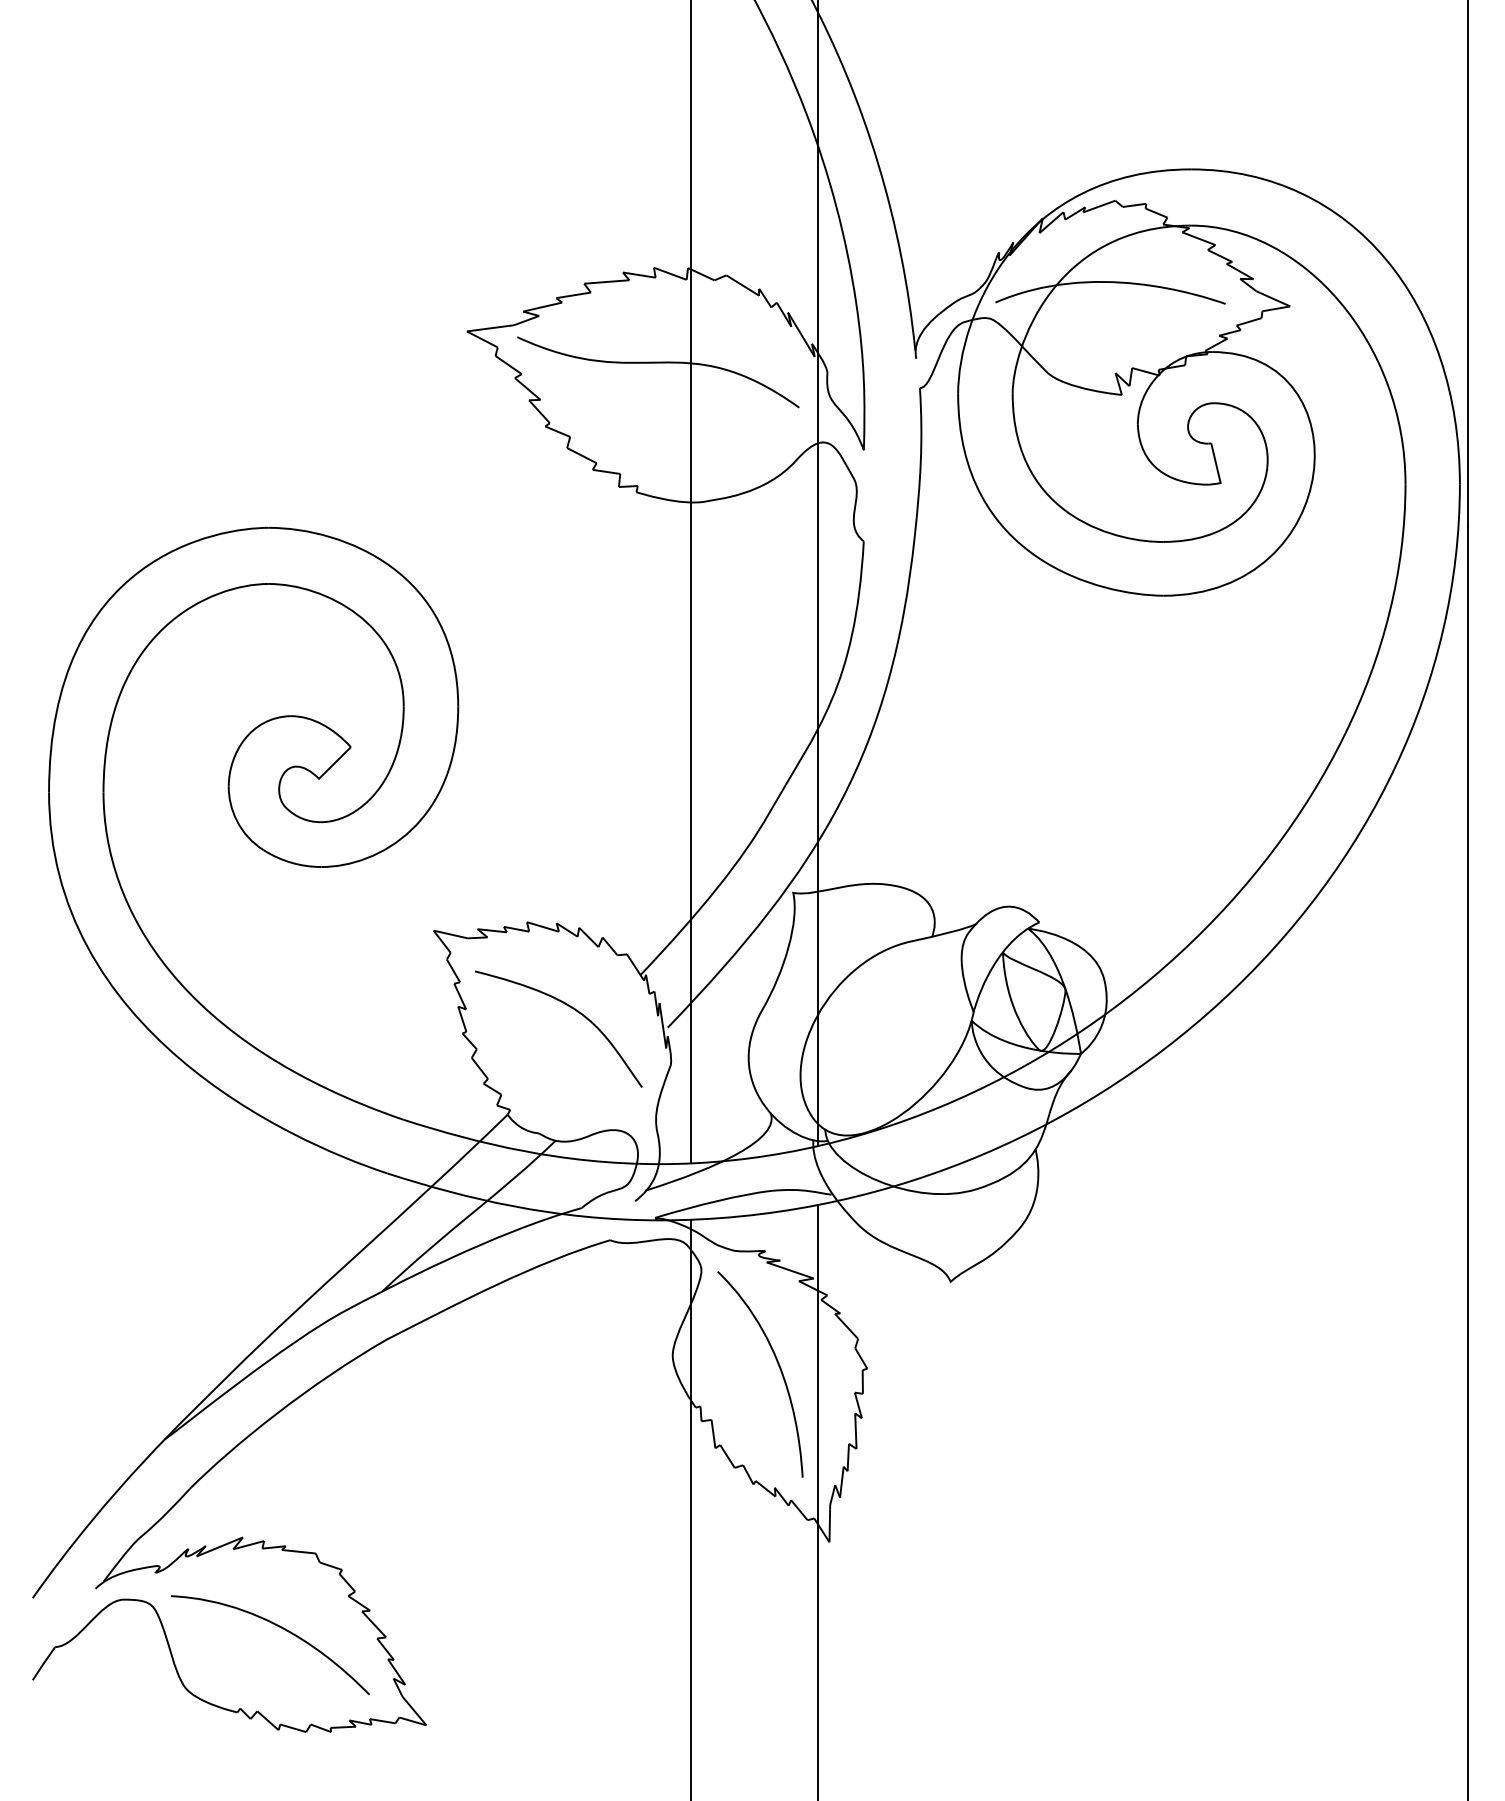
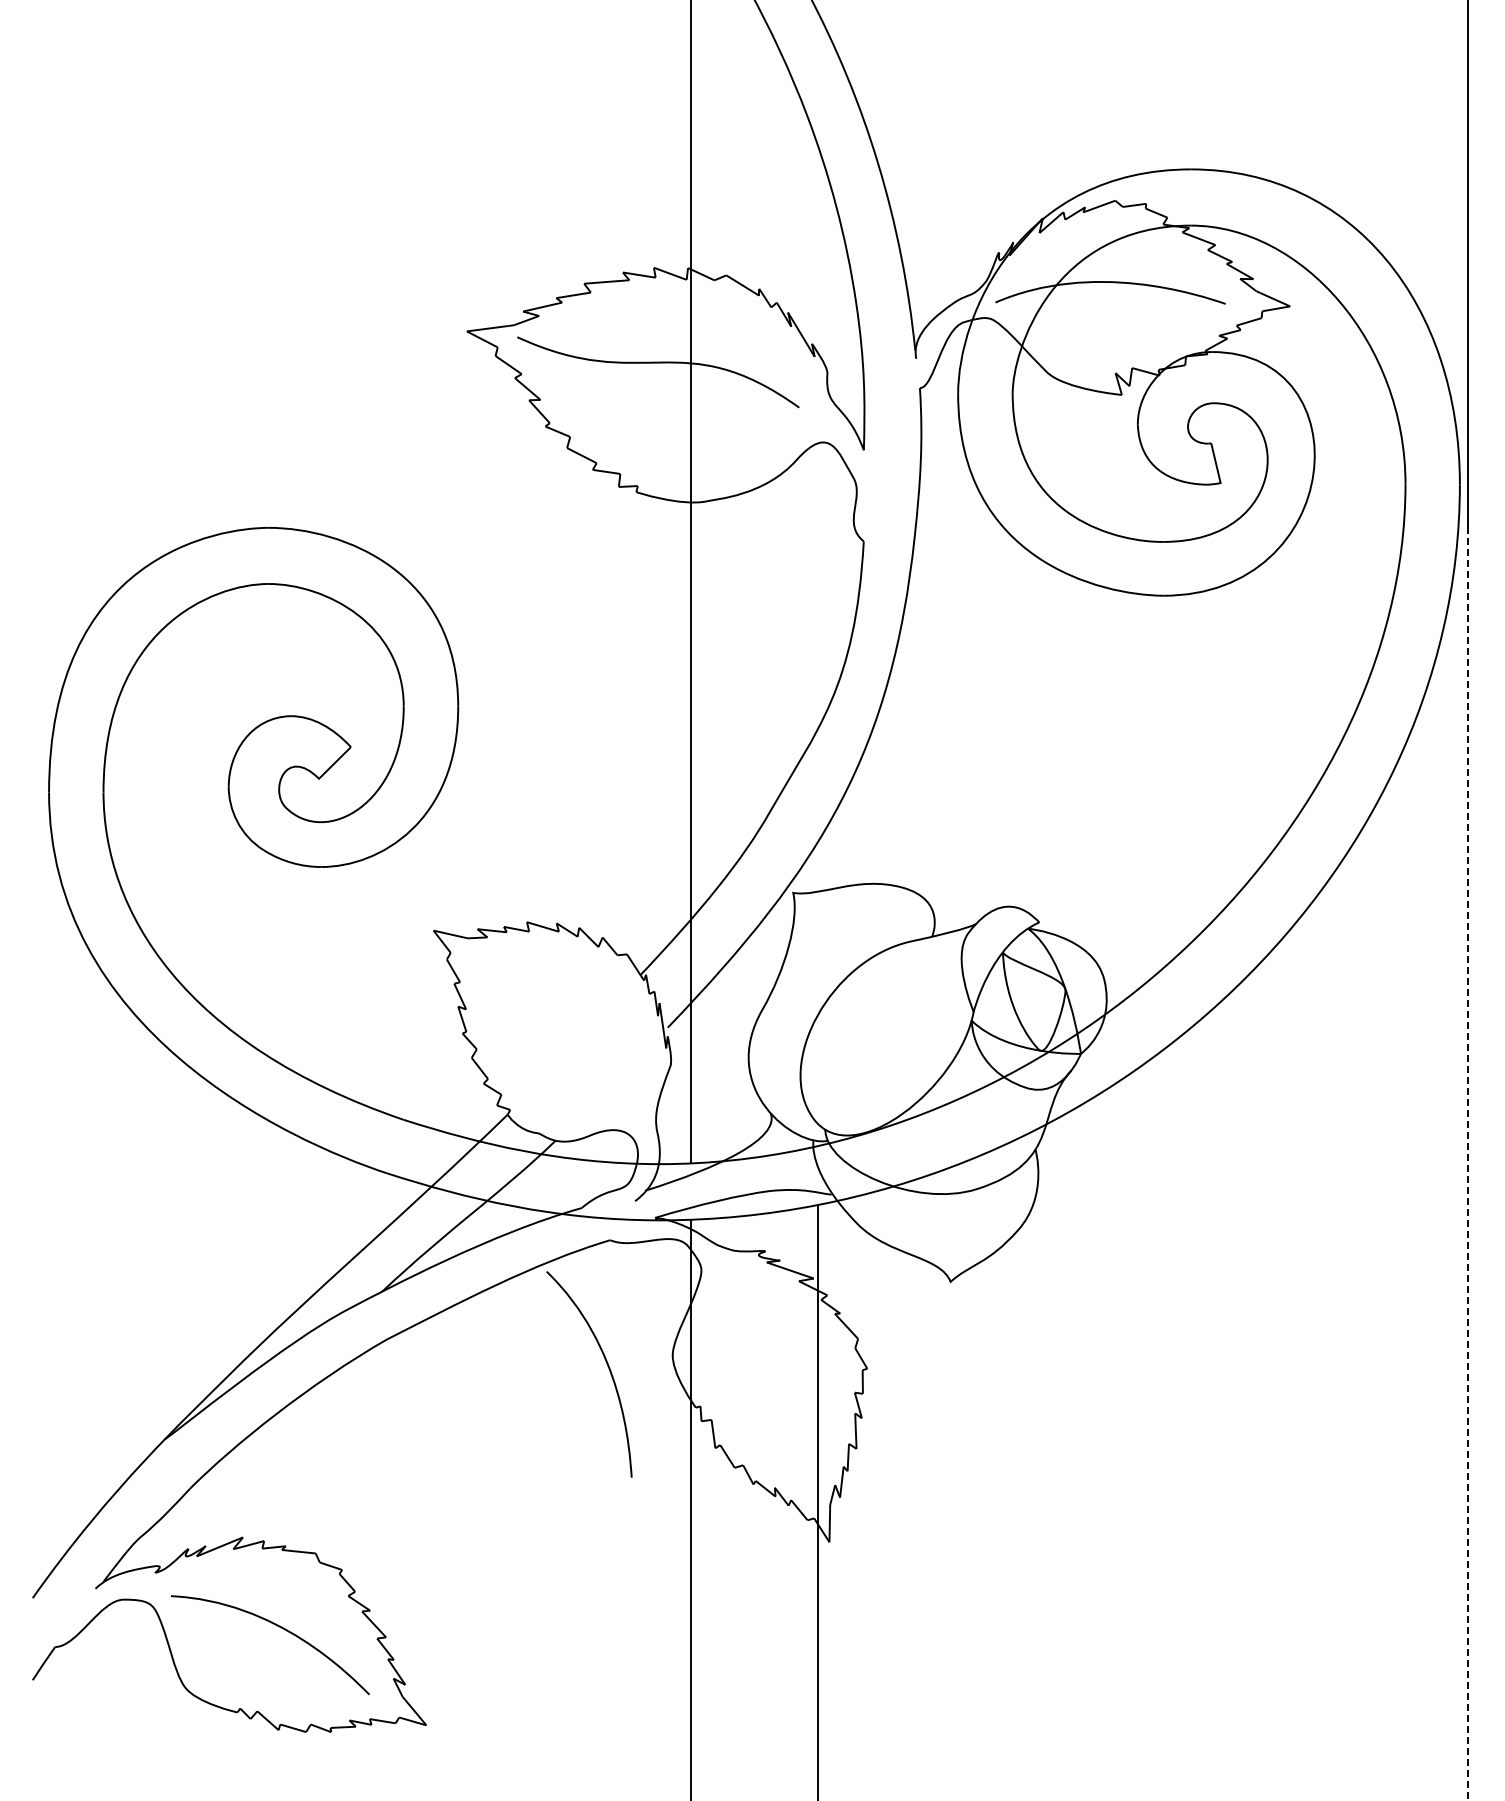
line: present -> none (818, 573)
curve: present -> none (569, 1007)
line: solid -> dashed (1467, 1163)
curve position: (779, 1369) -> (608, 1369) (608, 1369)
